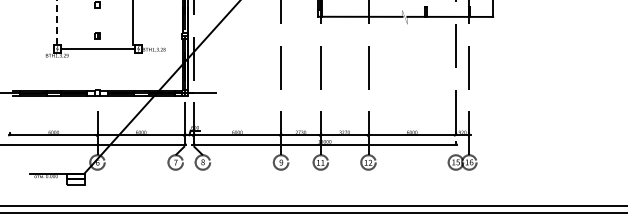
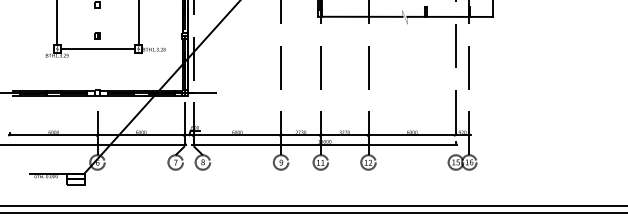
line: dashed -> solid (57, 22)
line position: (132, 23) -> (138, 23) (138, 23)
